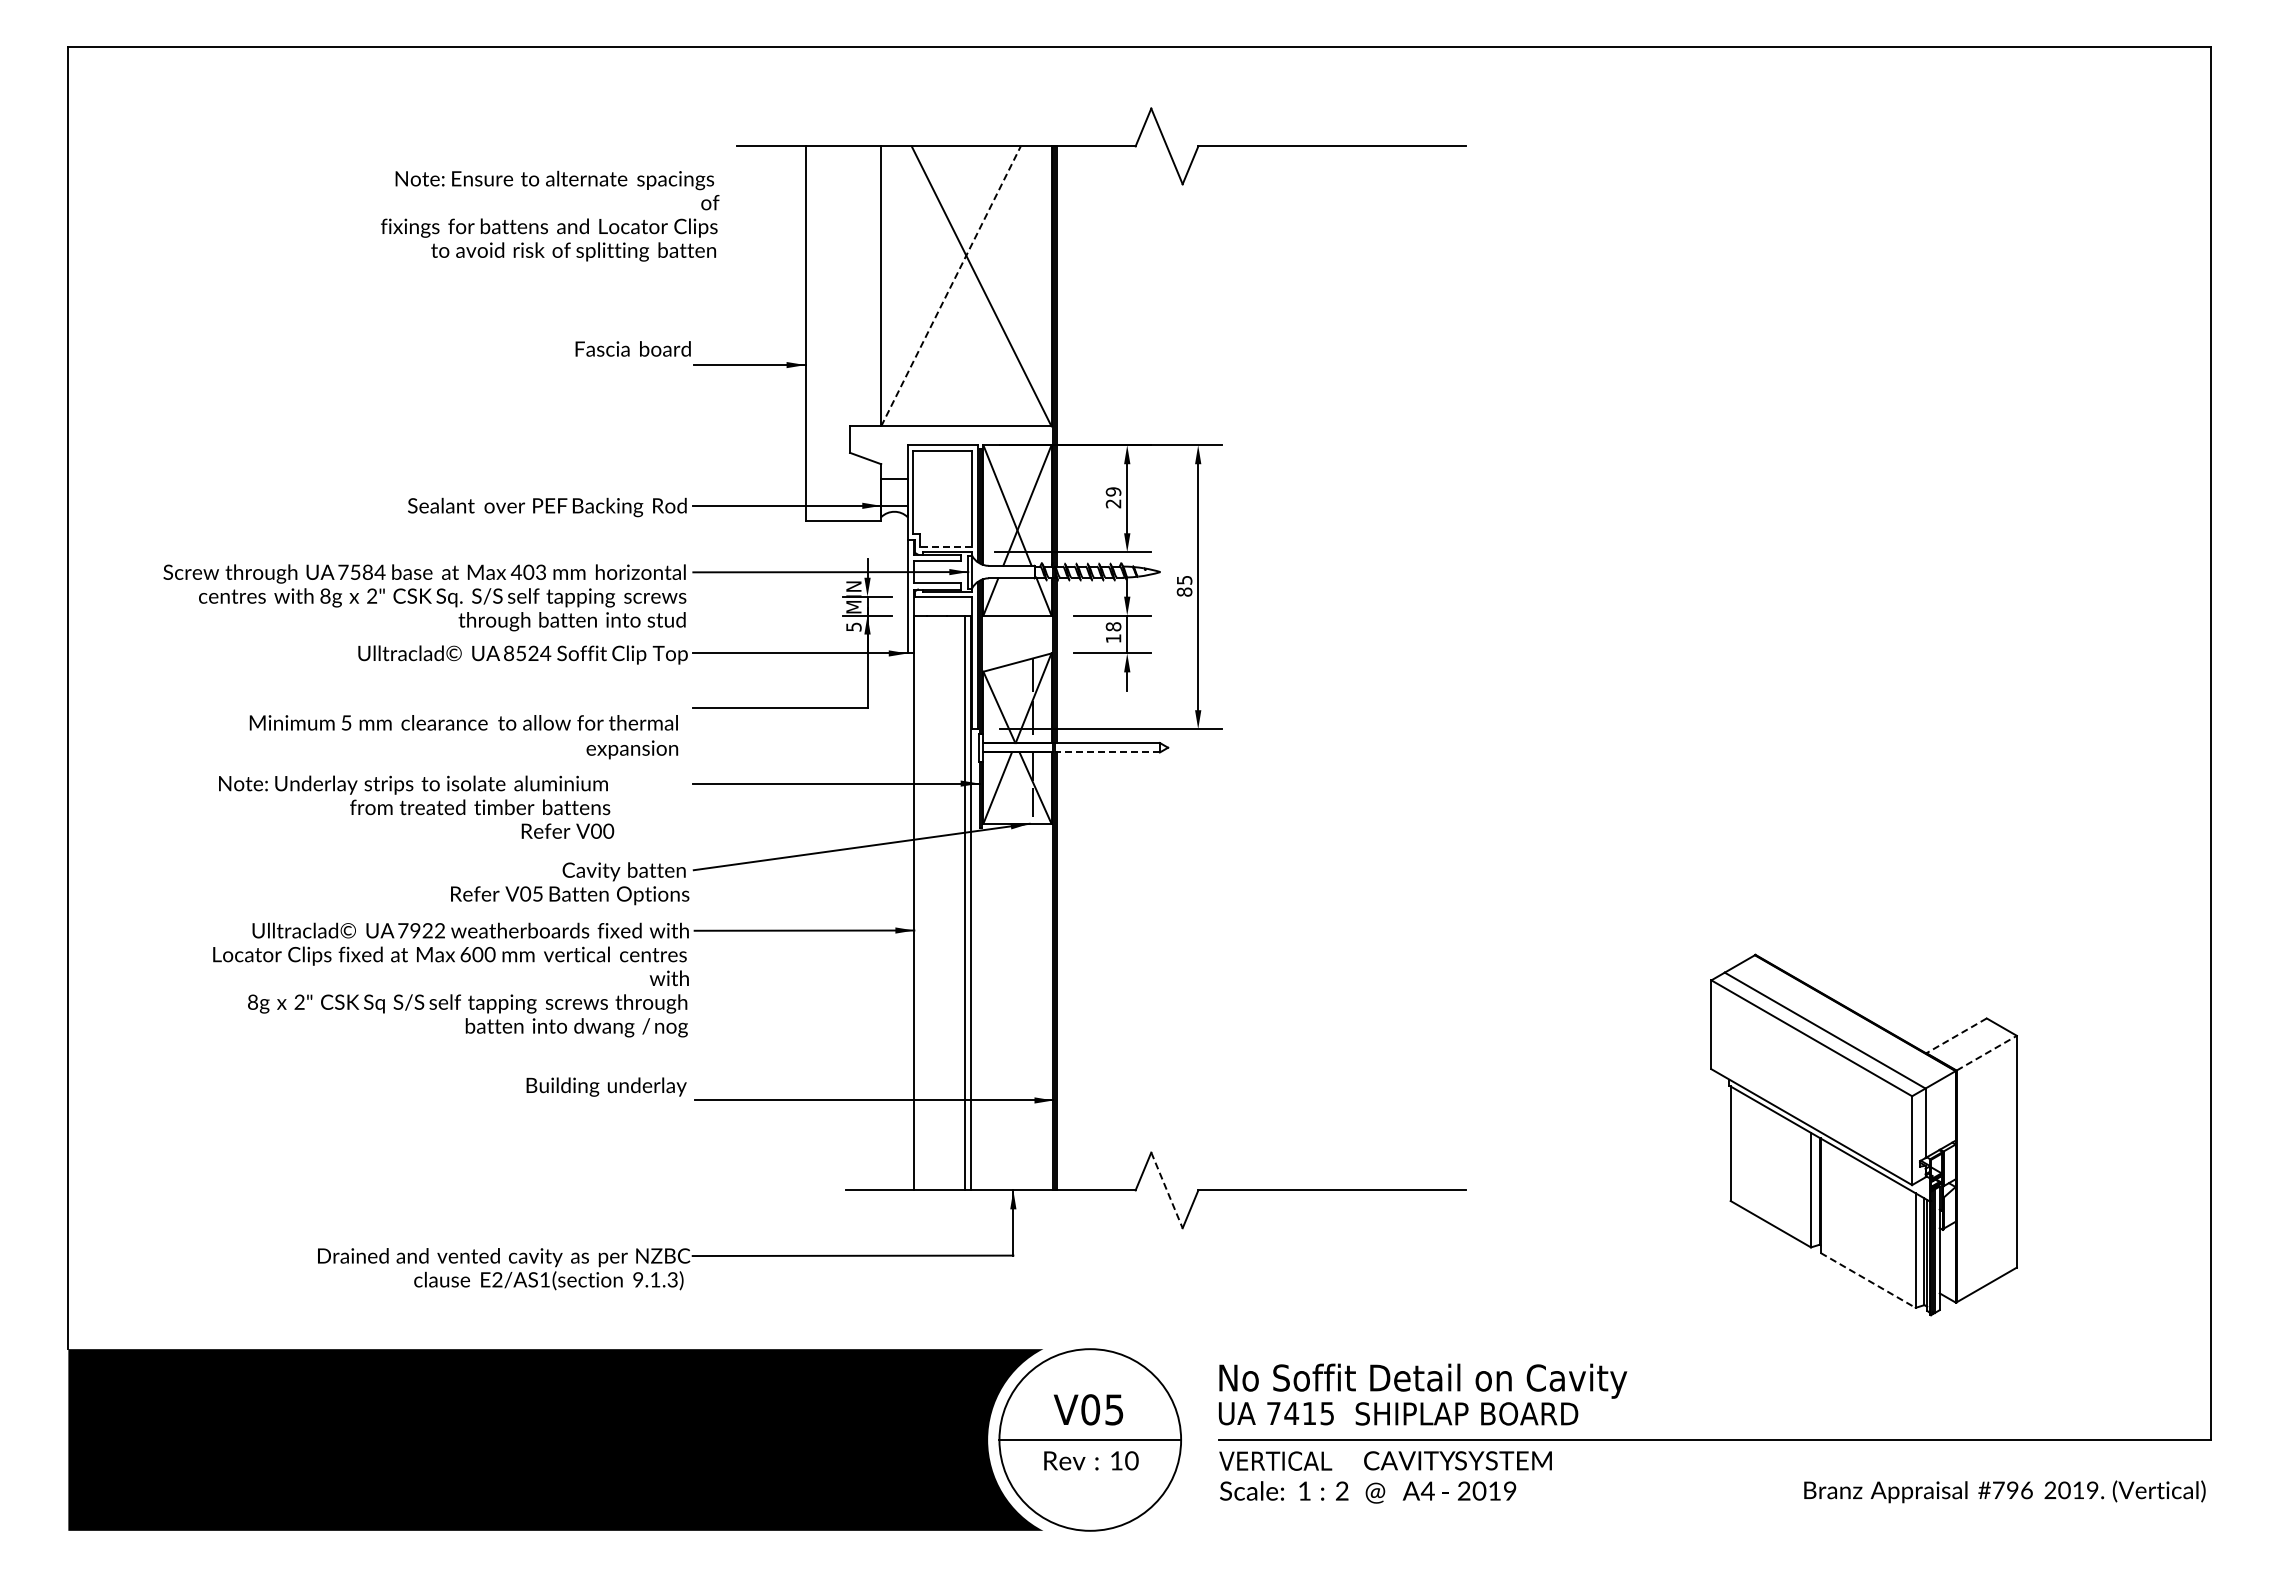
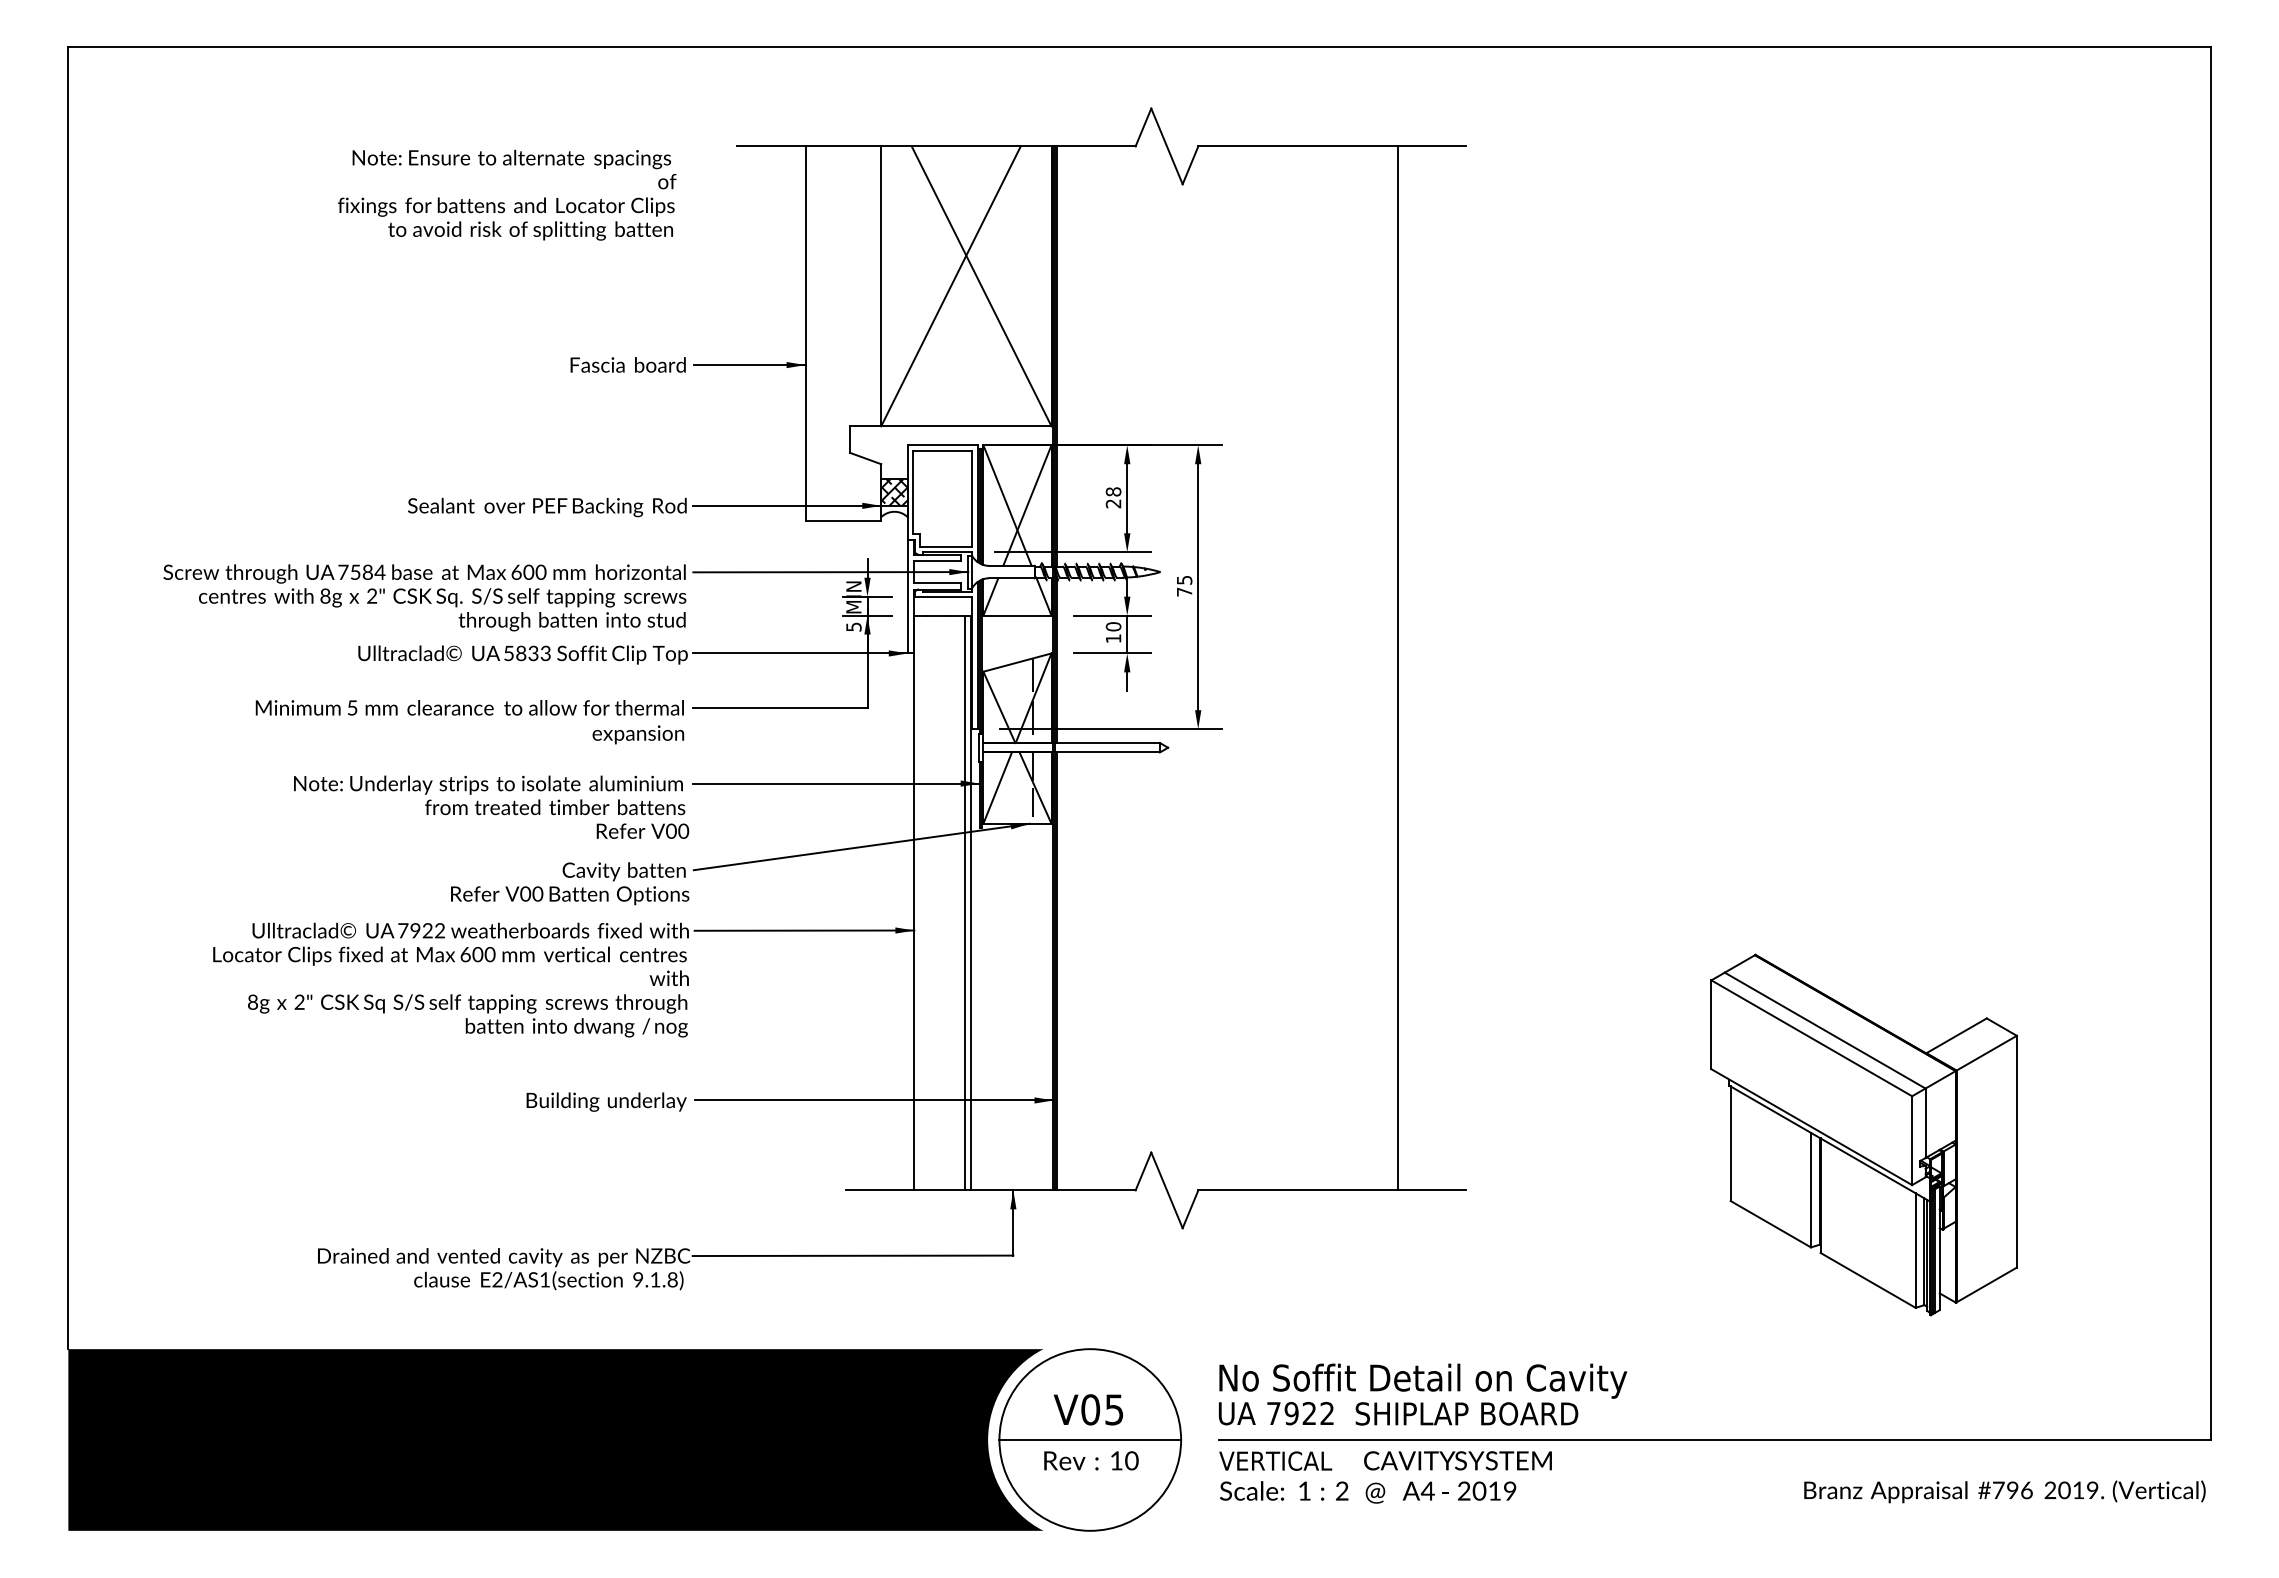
text position: (550, 215) -> (507, 194) (507, 194)
line: dashed -> solid (951, 285)
text position: (632, 348) -> (627, 364) (627, 364)
text: 29 -> 28 (1113, 491)
hatch: none -> present (894, 492)
line: dashed -> solid (946, 546)
text: 403 -> 600 (528, 572)
text: 85 -> 75 (1184, 591)
text: 18 -> 10 (1113, 626)
text: 8524 -> 5833 (527, 653)
line: none -> present (1397, 668)
text position: (463, 737) -> (469, 722) (469, 722)
line: dashed -> solid (1107, 752)
text position: (416, 806) -> (491, 806) (491, 806)
text: V05 -> V00 (537, 893)
line: dashed -> solid (1956, 1035)
line: dashed -> solid (1986, 1053)
text position: (606, 1086) -> (606, 1101) (606, 1101)
line: dashed -> solid (1166, 1190)
text: 9.1.3) -> 9.1.8) (672, 1279)
line: dashed -> solid (1868, 1280)
text: 7415 -> 7922 (1308, 1413)
